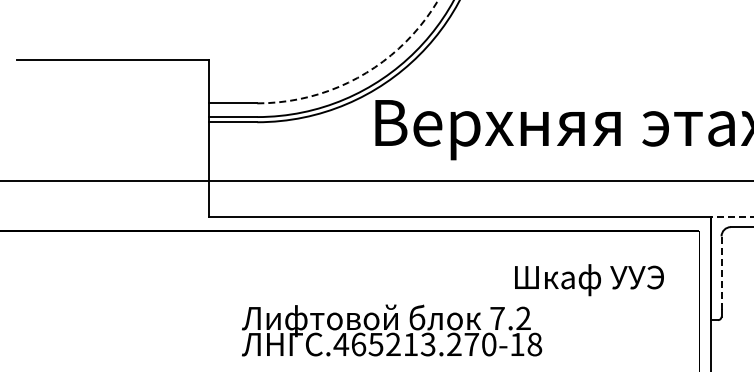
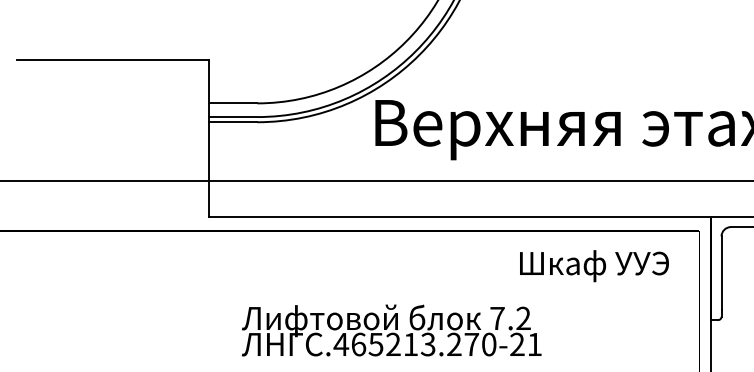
arc: dashed -> solid (361, 75)
line: dashed -> solid (732, 216)
line: dashed -> solid (721, 273)
text position: (589, 280) -> (594, 266) (594, 266)
text: .465213.270-18 -> .465213.270-21 (526, 344)
